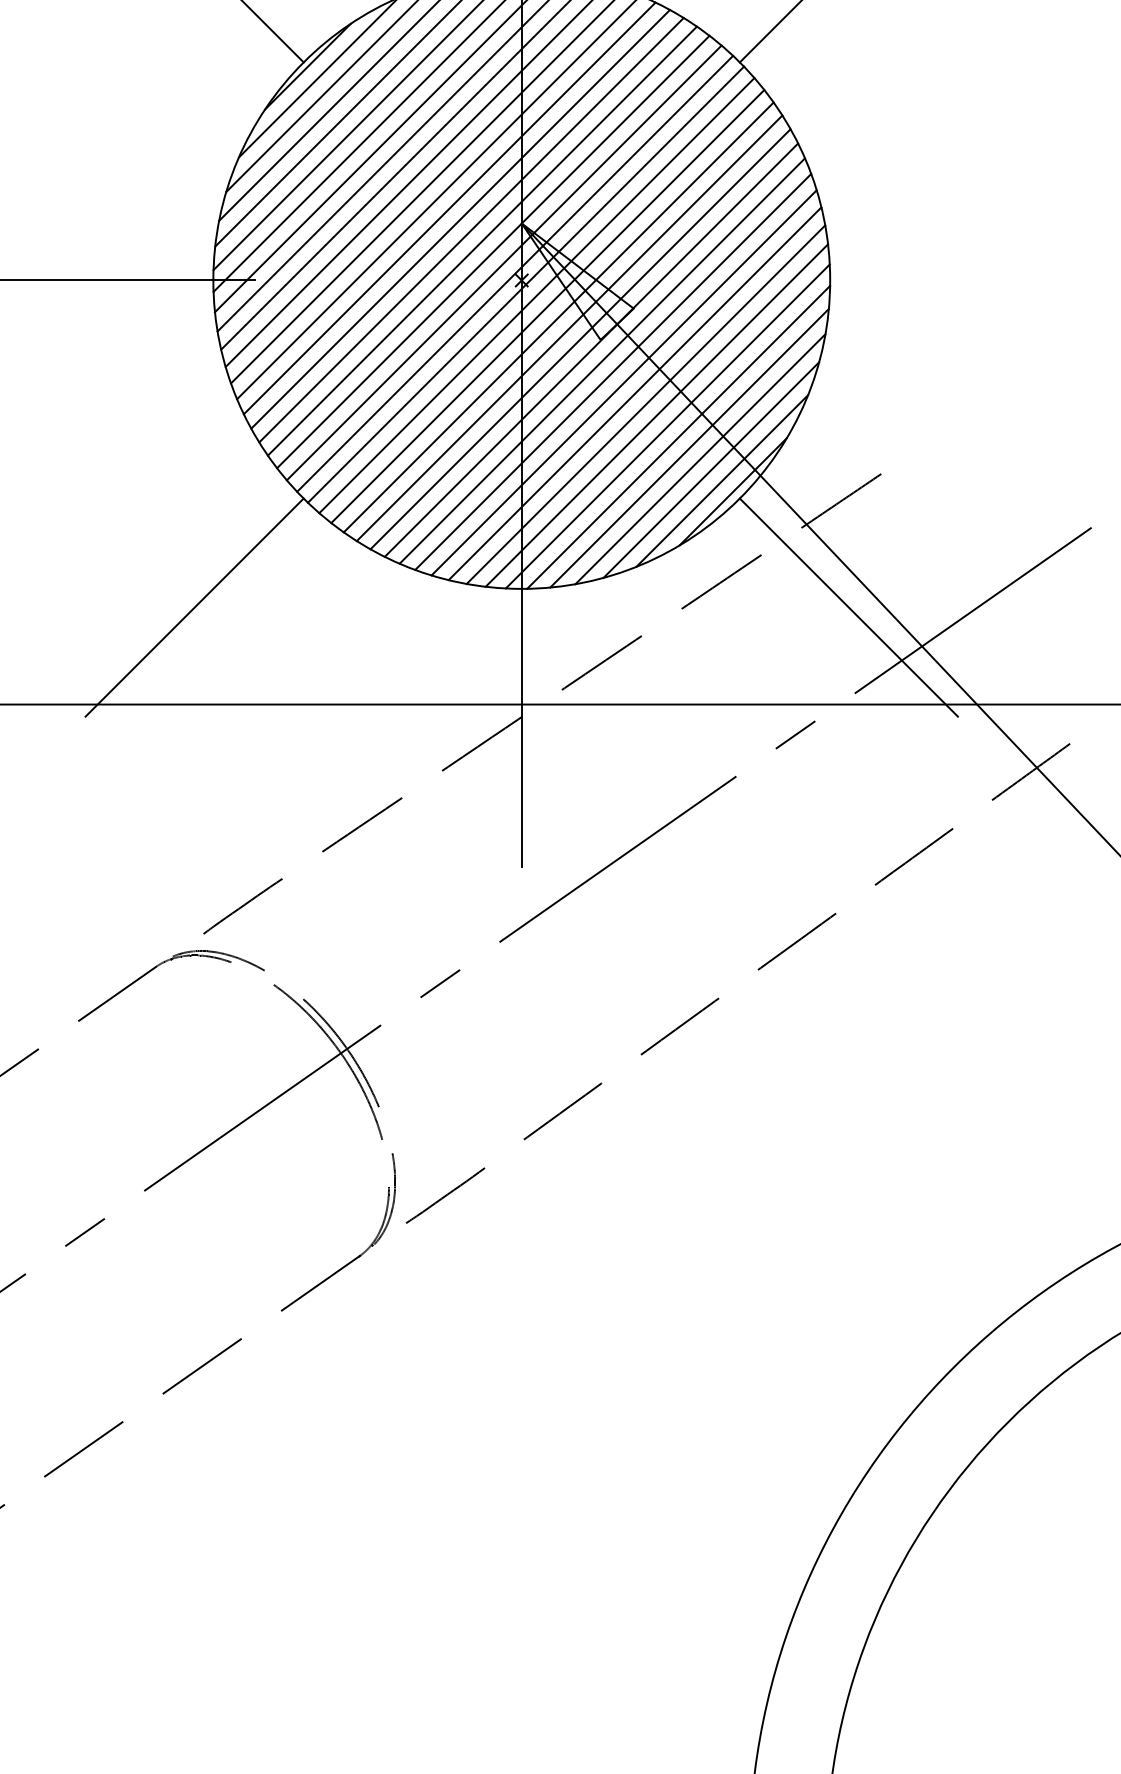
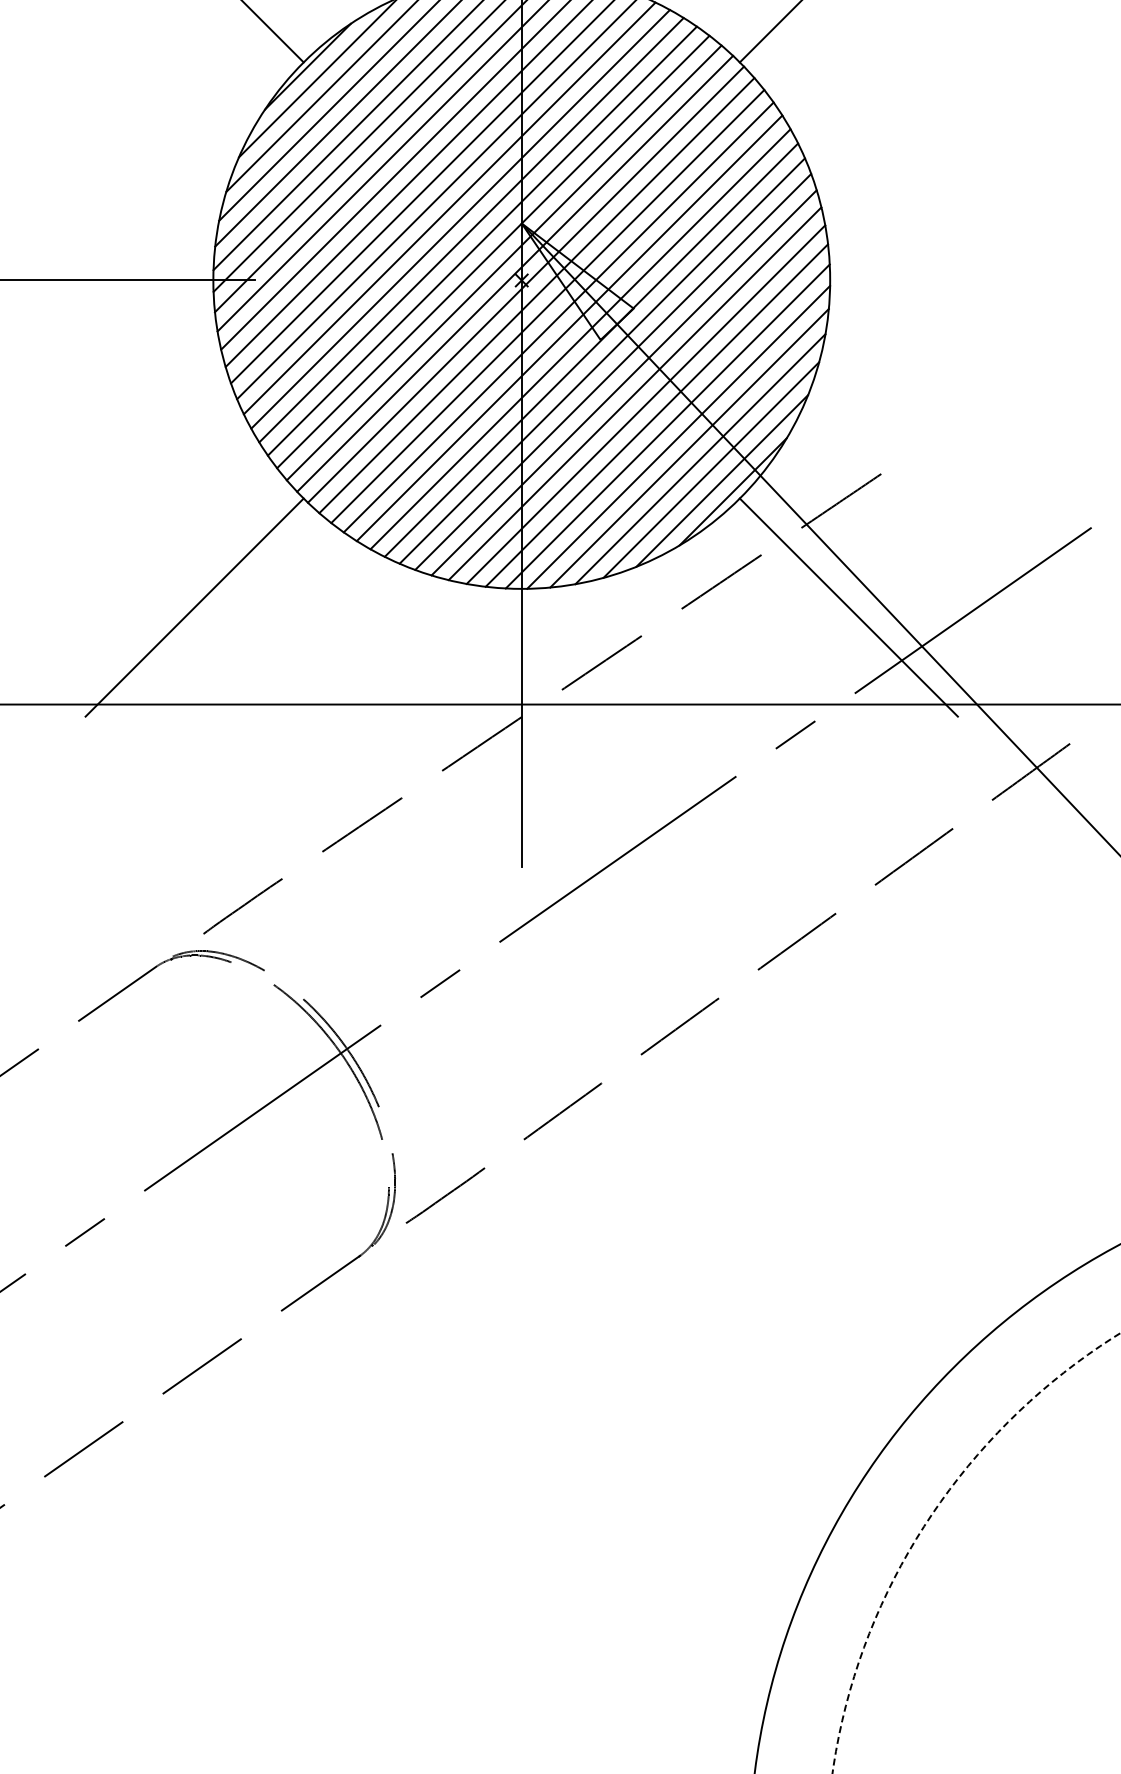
circle: solid -> dashed (976, 1552)
